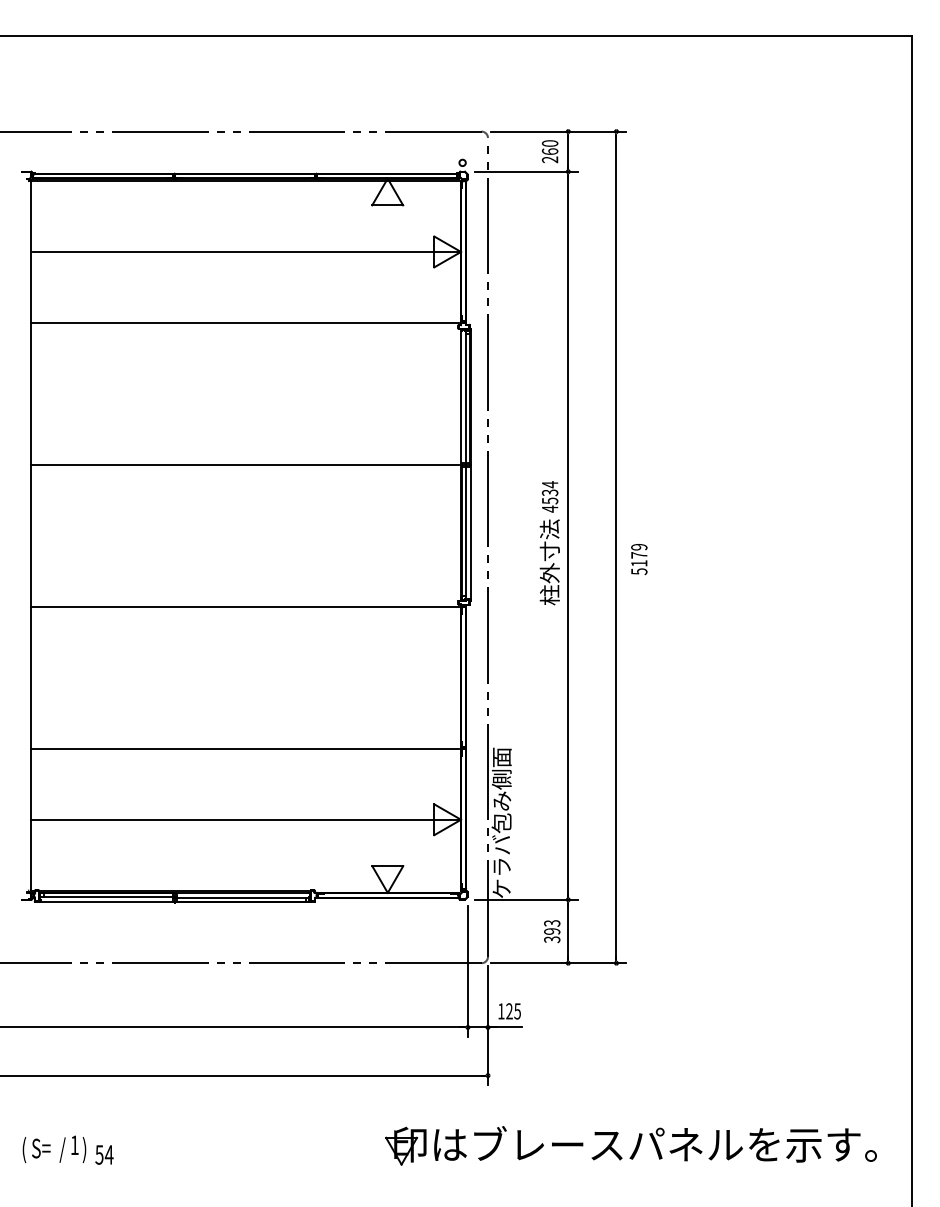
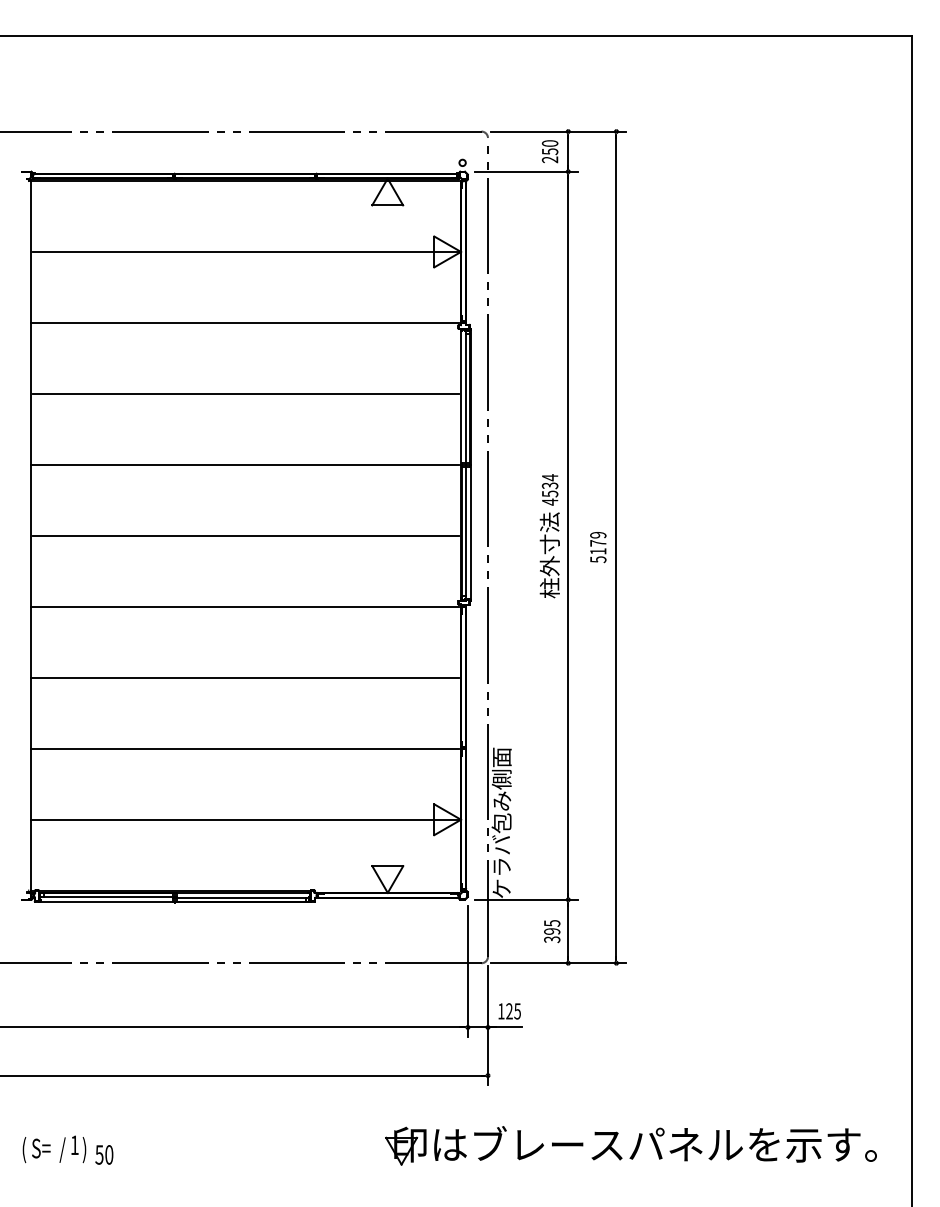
text: 260 -> 250 (549, 151)
line: none -> present (245, 393)
line: none -> present (245, 535)
text position: (549, 543) -> (549, 536) (549, 536)
text position: (639, 559) -> (598, 547) (598, 547)
line: none -> present (244, 677)
text: 393 -> 395 (551, 923)
text: 54 -> 50 (108, 1154)
